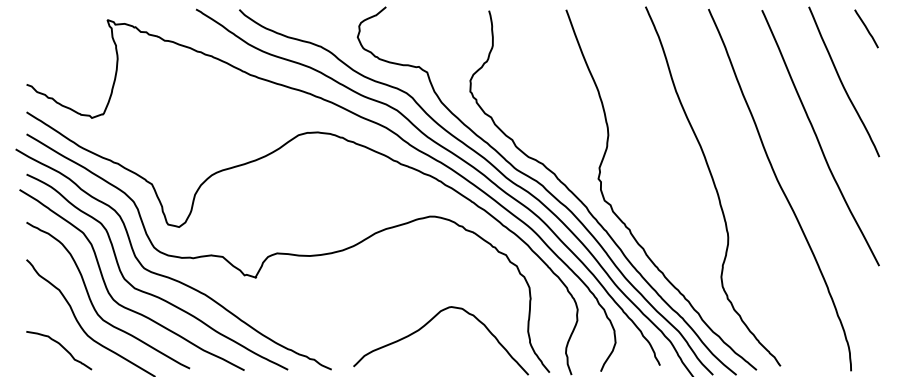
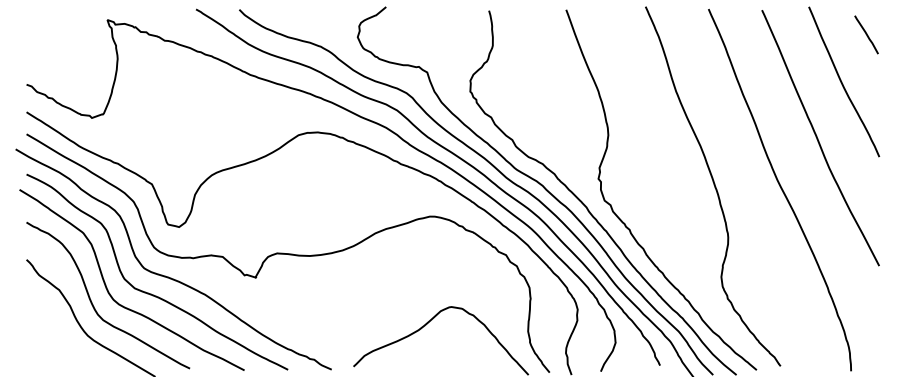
line position: (866, 28) -> (866, 34) (866, 34)
curve: present -> none (60, 346)
